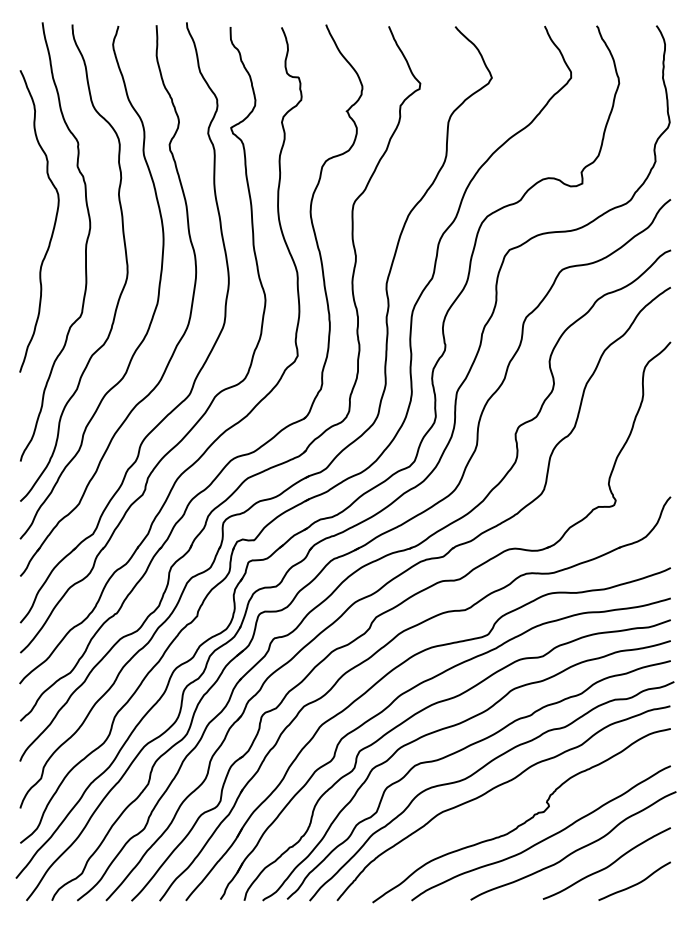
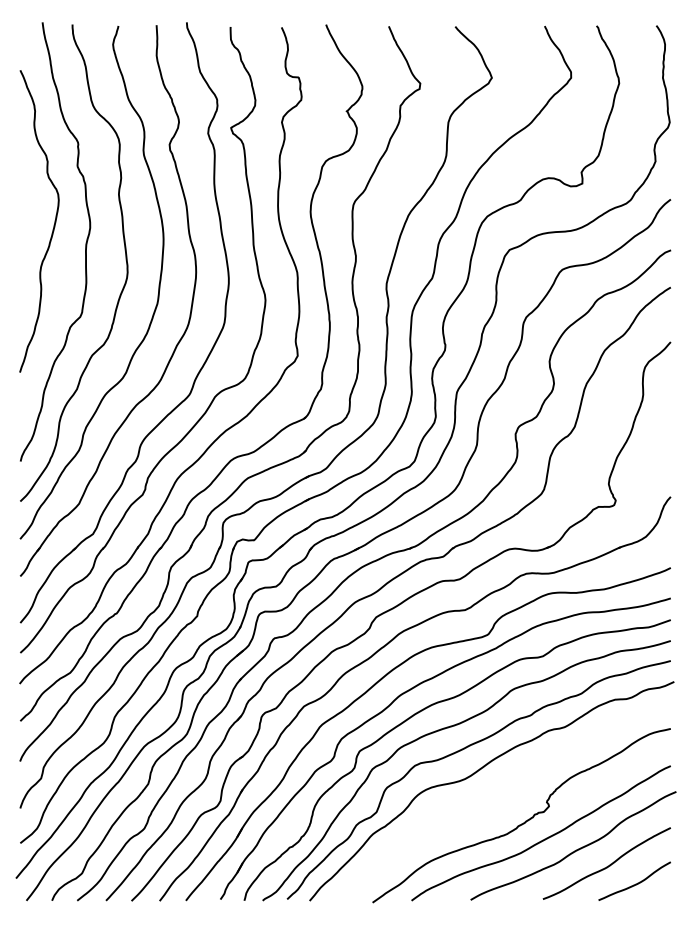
curve: present -> none (495, 788)
